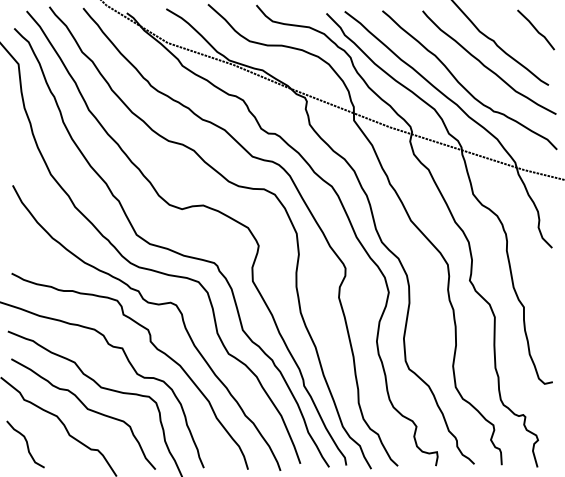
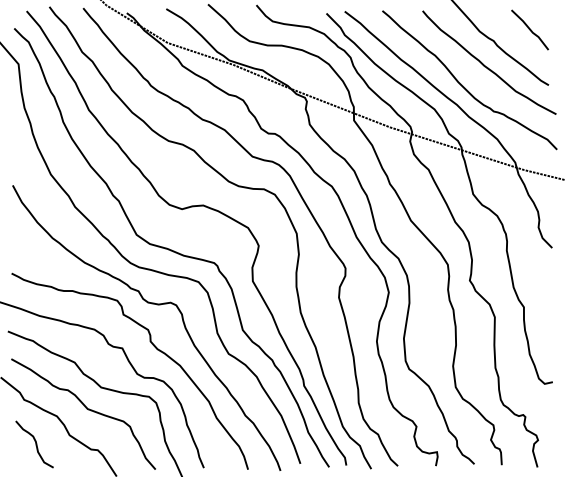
line position: (536, 29) -> (530, 29) (530, 29)
curve position: (26, 444) -> (35, 444) (35, 444)
